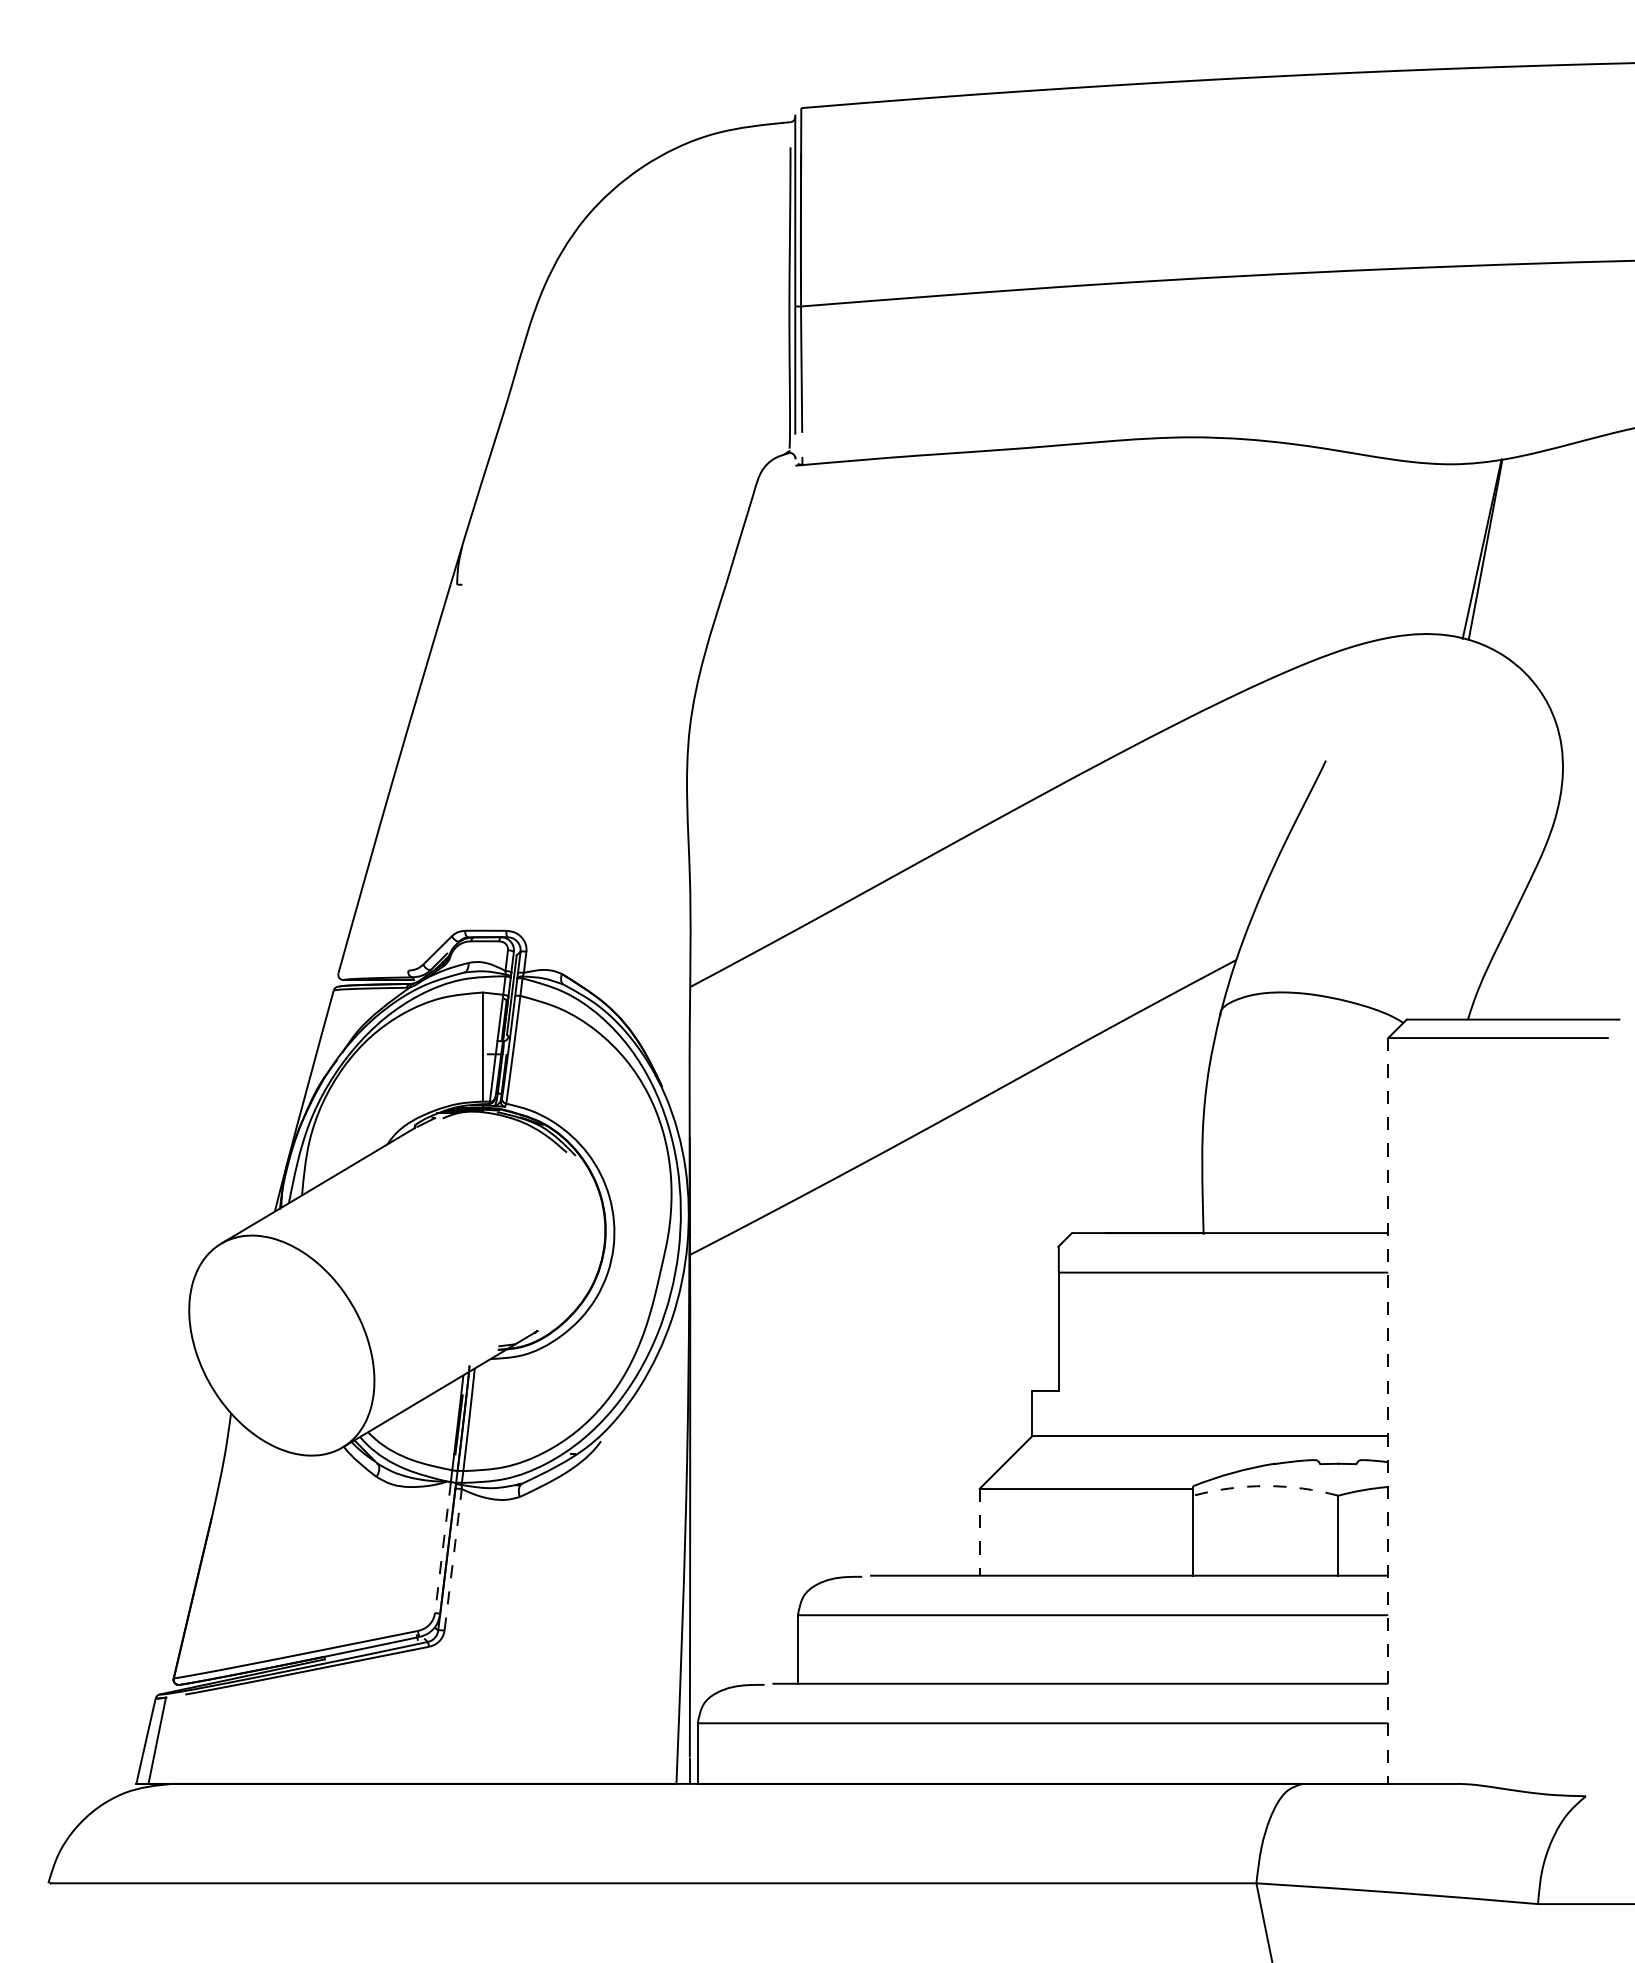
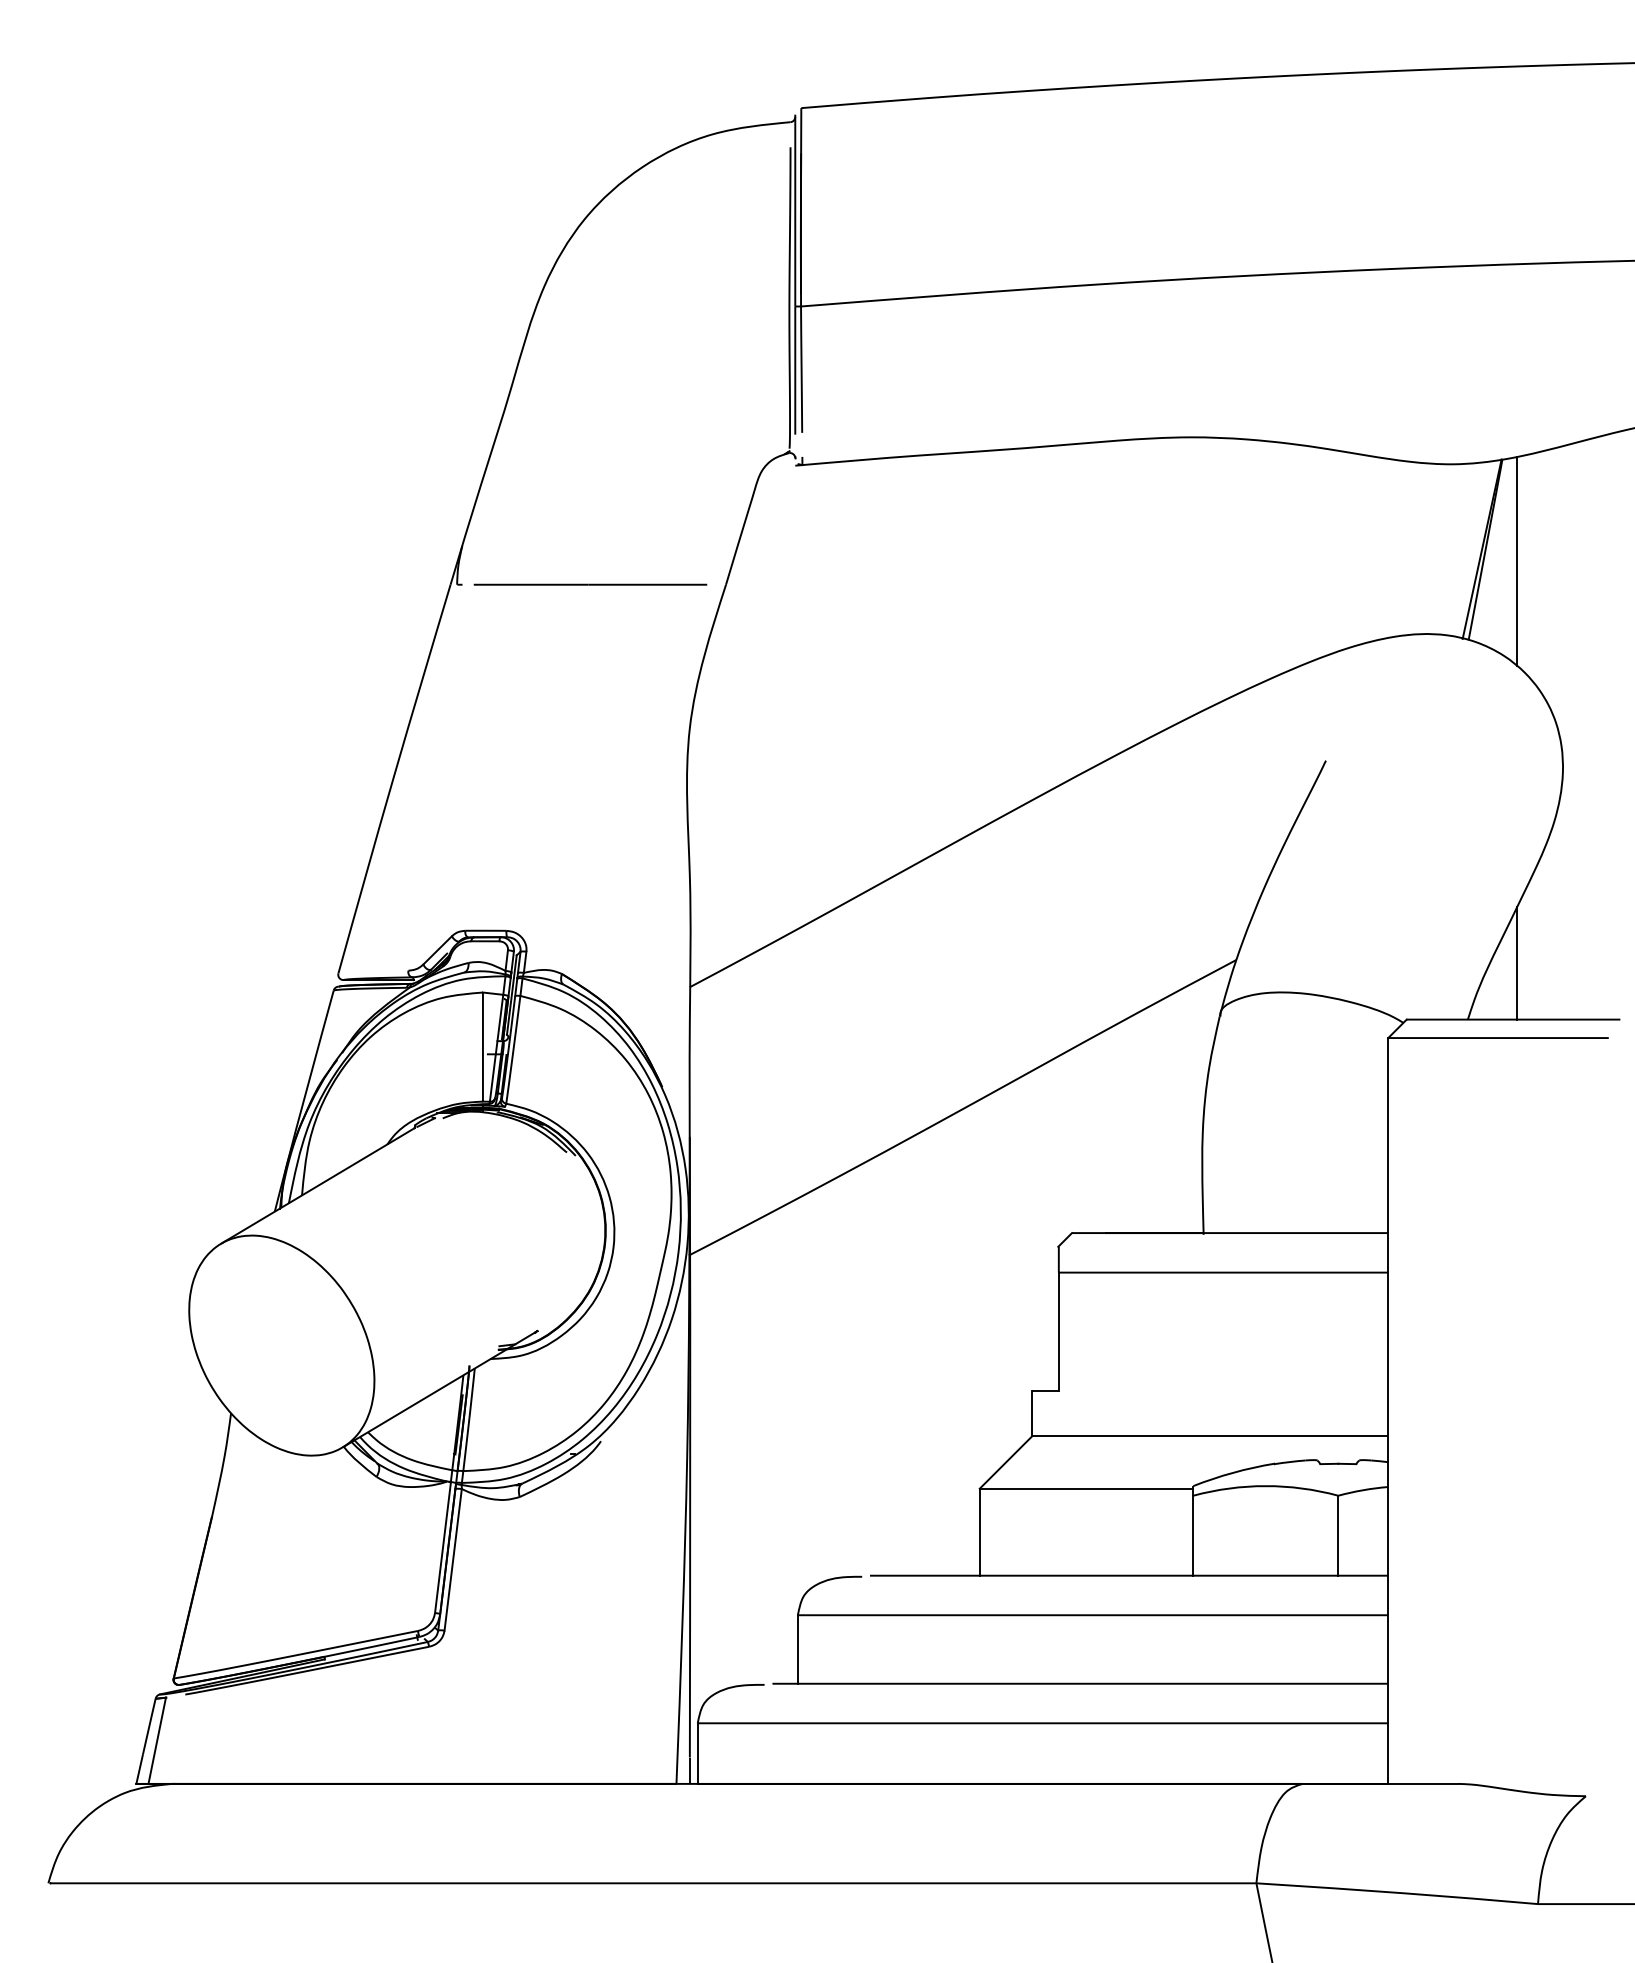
line: none -> present (1517, 561)
line: none -> present (590, 584)
line: none -> present (1517, 963)
line: dashed -> solid (1388, 1410)
arc: dashed -> solid (1265, 1486)
line: dashed -> solid (979, 1532)
line: dashed -> solid (442, 1547)
line: dashed -> solid (453, 1559)
